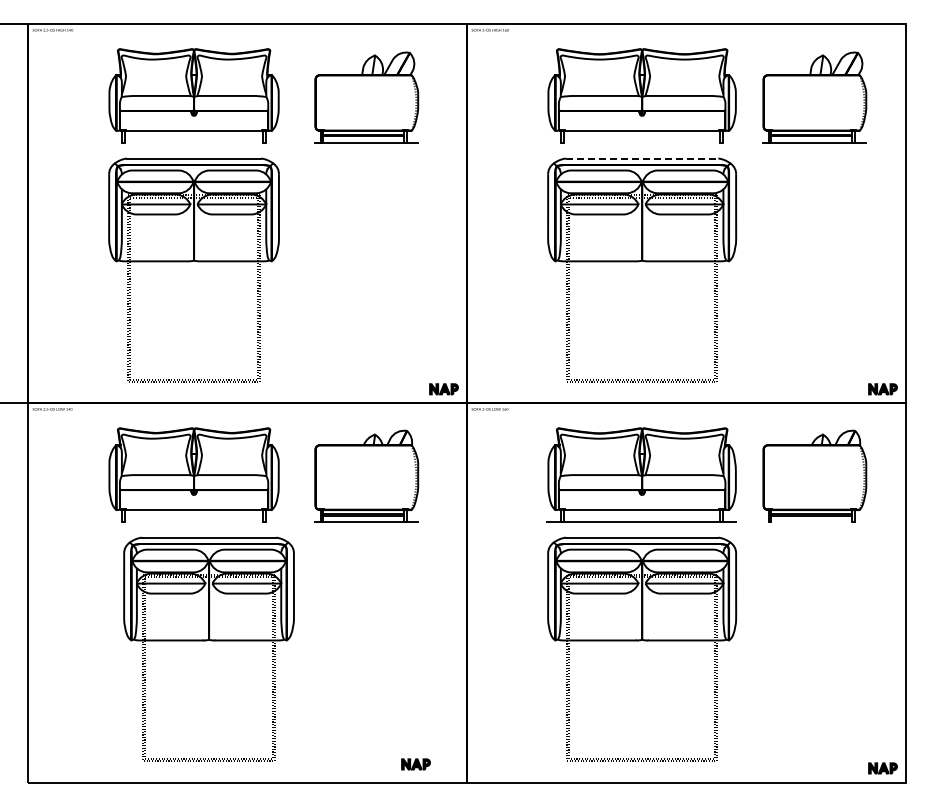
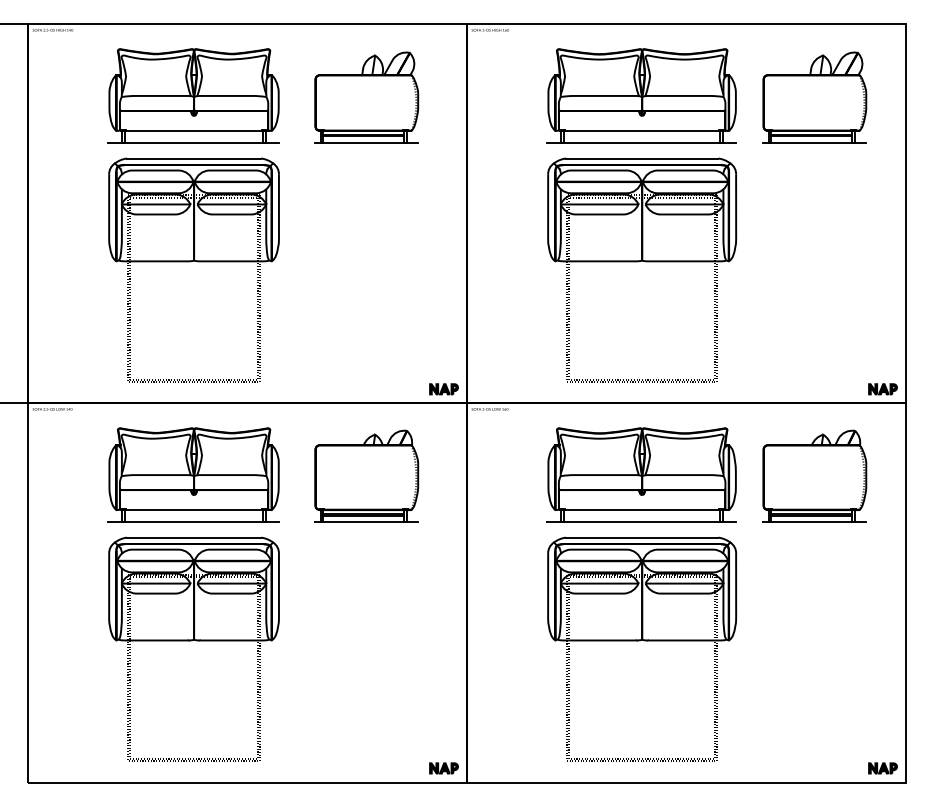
line: none -> present (193, 143)
line: none -> present (641, 143)
line: dashed -> solid (642, 158)
line: none -> present (193, 522)
line: none -> present (814, 522)
part position: (207, 641) -> (192, 641) (192, 641)
part position: (415, 764) -> (443, 768) (443, 768)
